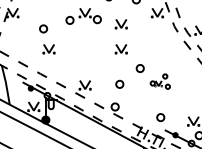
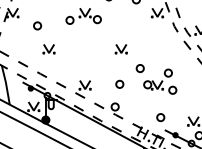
part: present -> none (120, 24)
part position: (43, 28) -> (37, 25) (37, 25)
part size: 22x17 px -> 35x27 px (160, 81)
